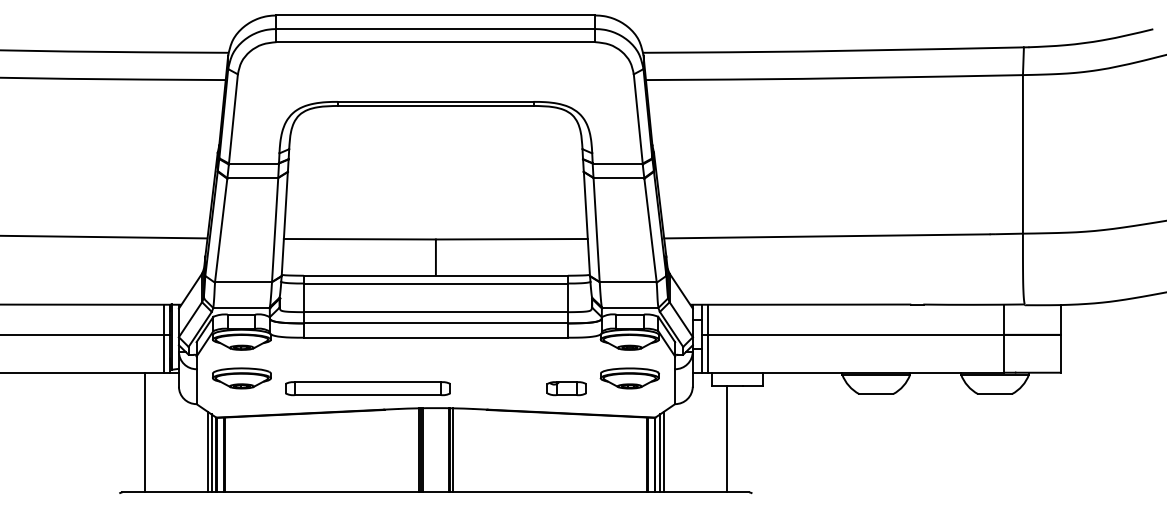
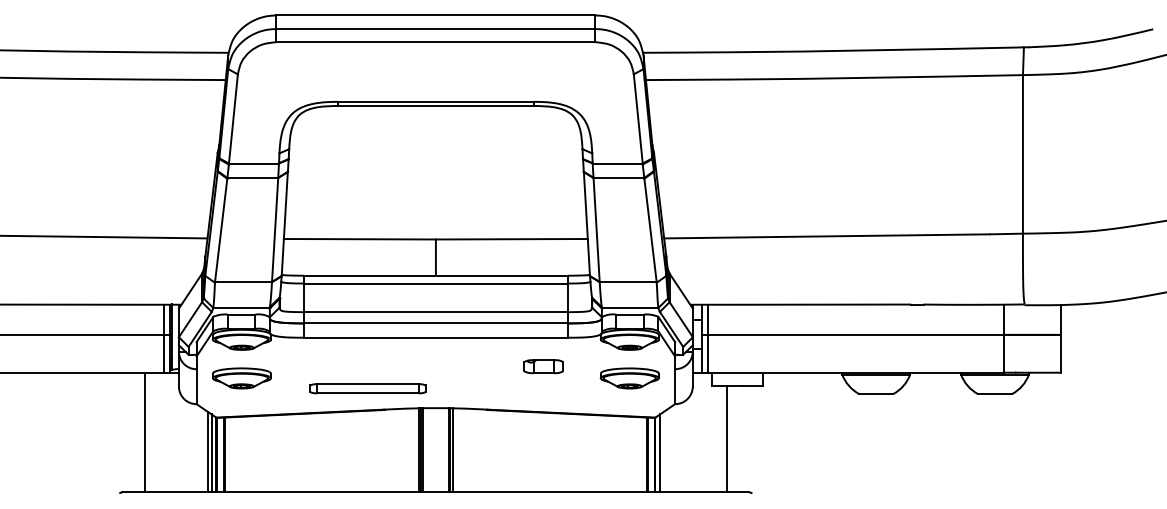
part size: 166x16 px -> 118x12 px (367, 388)
part position: (566, 388) -> (543, 366) (543, 366)
line: present -> none (664, 451)
